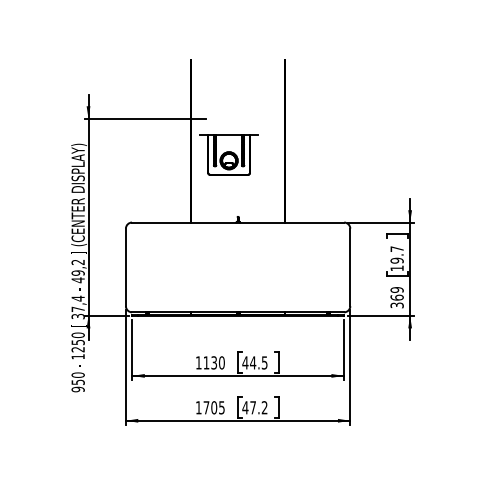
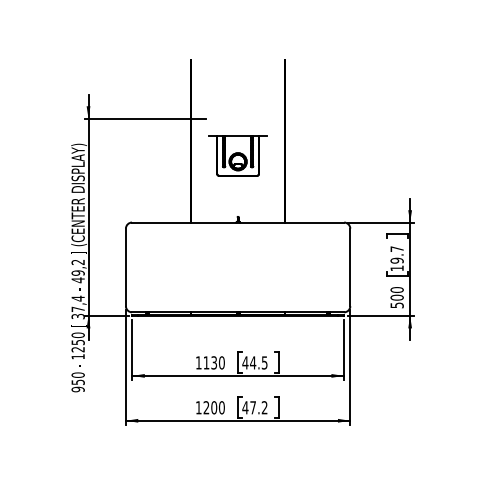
part position: (228, 154) -> (237, 155) (237, 155)
text: 369 -> 500 (396, 297)
text: 1705 -> 1200 (213, 407)
